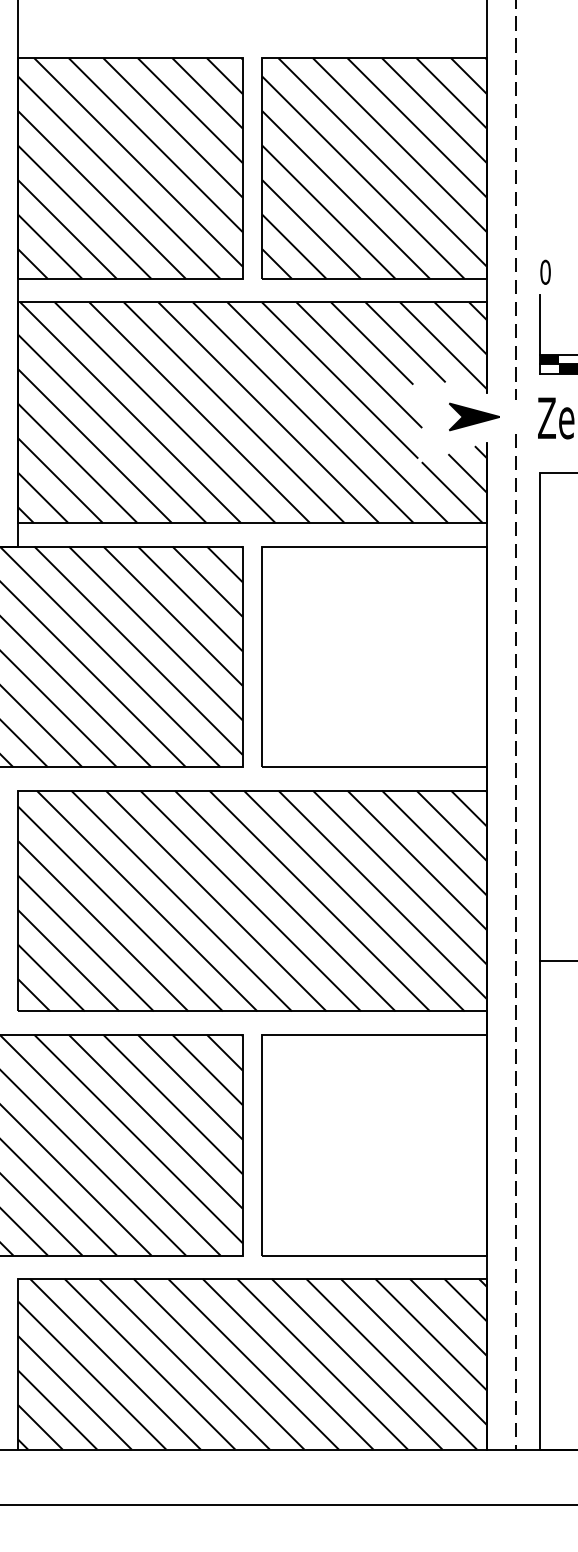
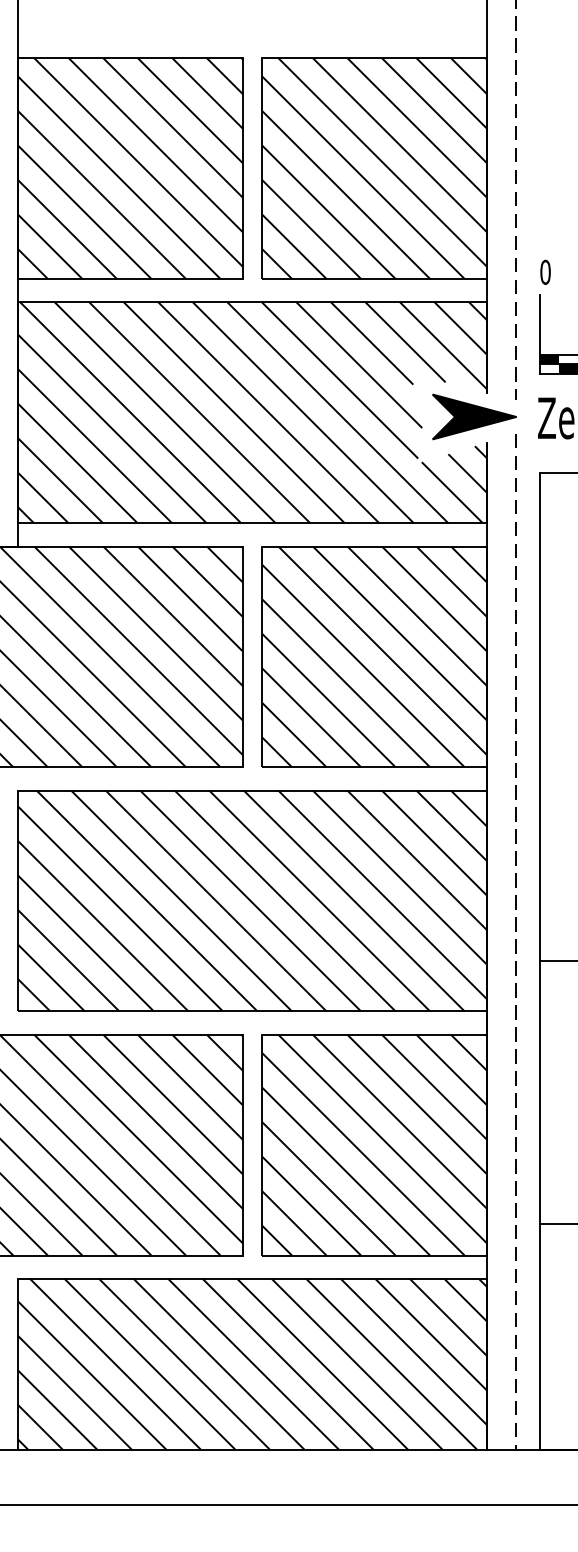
part size: 51x30 px -> 85x48 px (474, 416)
hatch: none -> present (374, 656)
hatch: none -> present (374, 1144)
line: none -> present (556, 1224)
